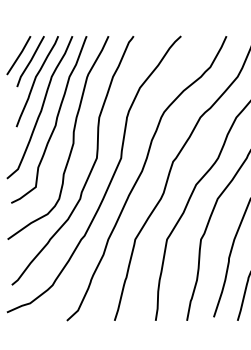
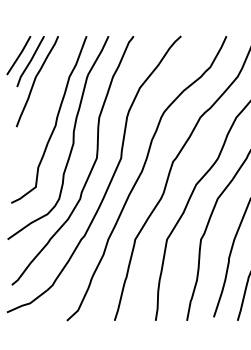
curve: present -> none (41, 107)
